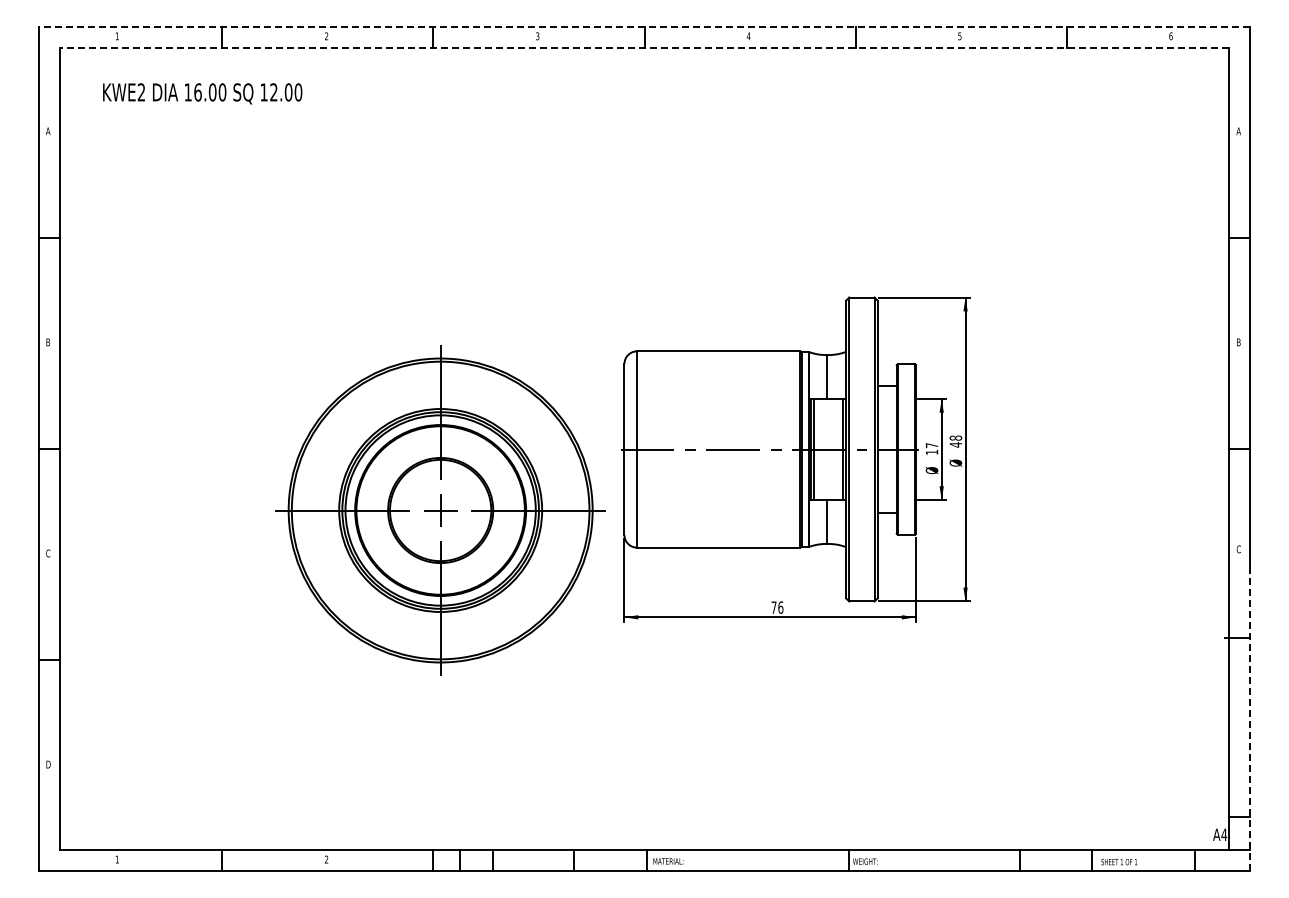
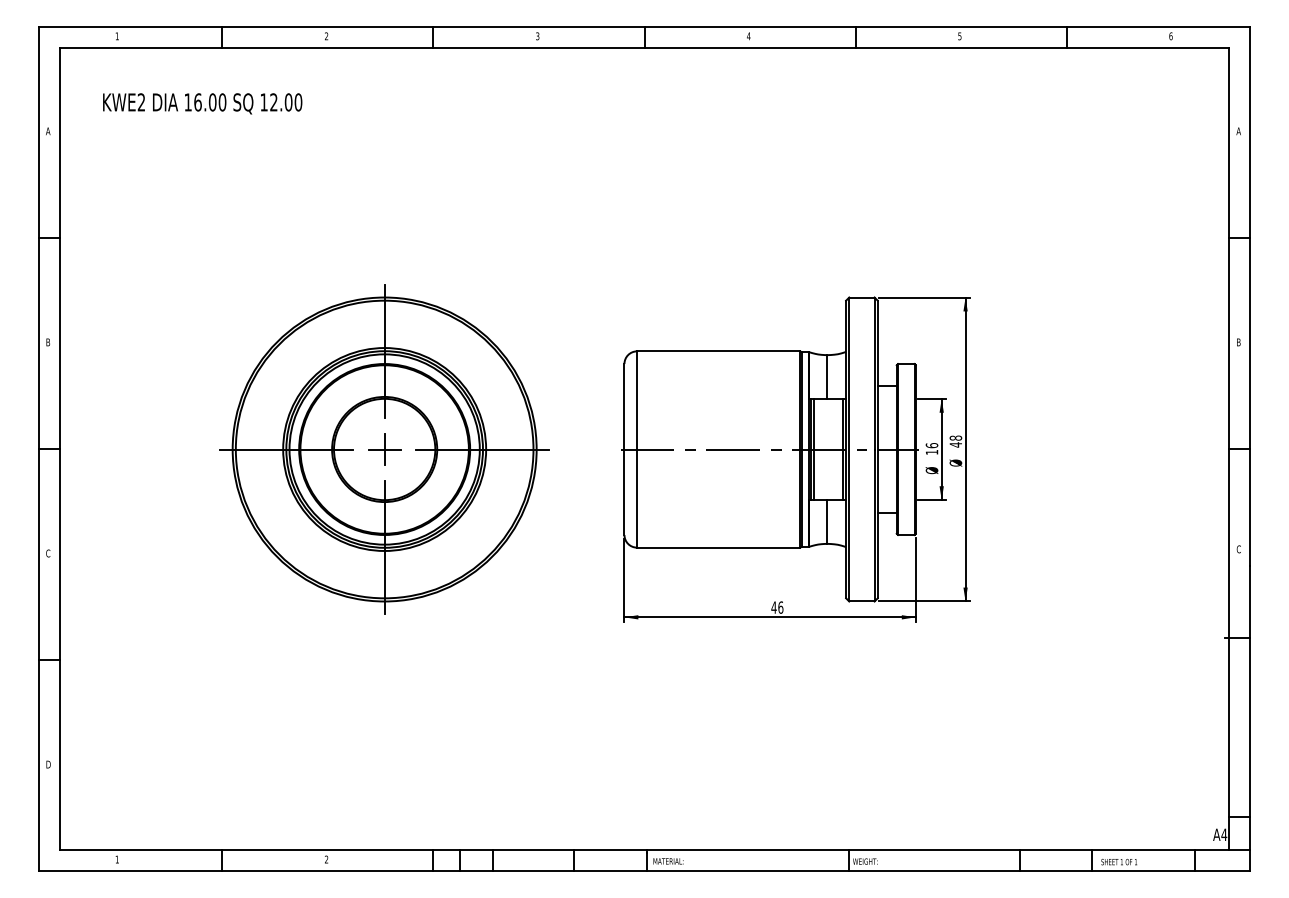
line: dashed -> solid (644, 26)
line: dashed -> solid (644, 47)
text position: (202, 93) -> (202, 103) (202, 103)
text: 17 -> 16 (931, 445)
part position: (440, 510) -> (384, 449) (384, 449)
text: 76 -> 46 (773, 607)
line: dashed -> solid (1250, 718)
